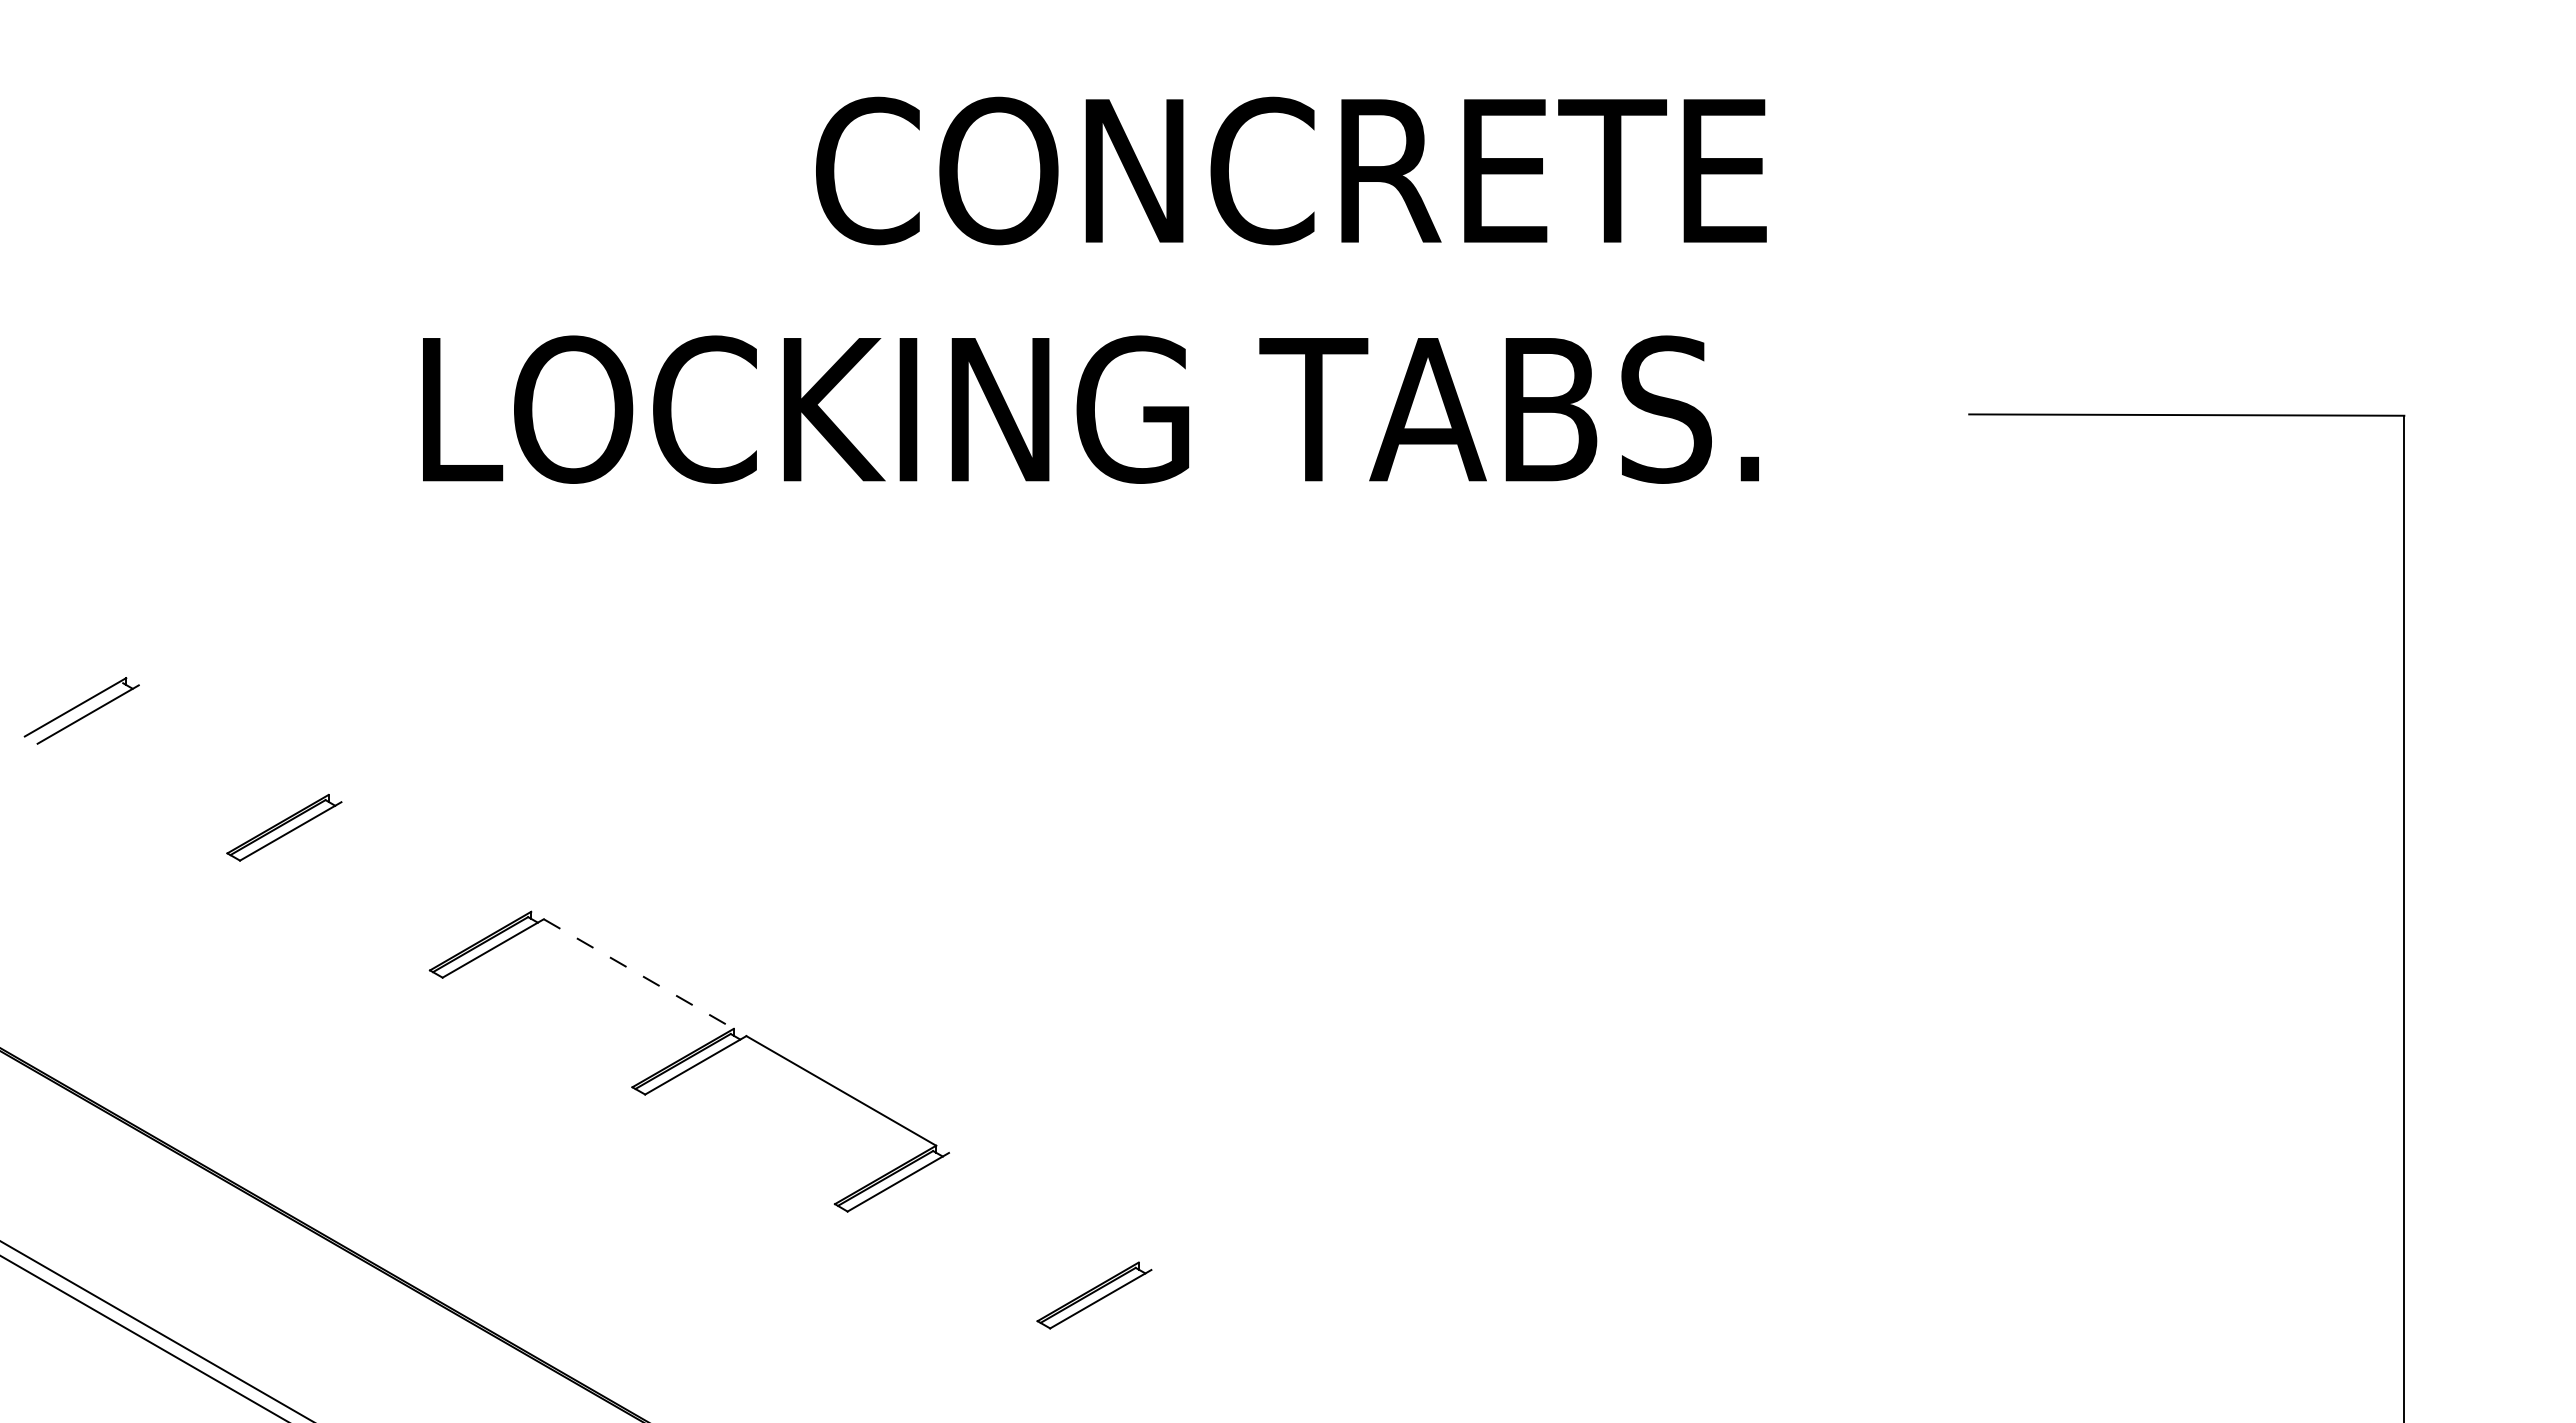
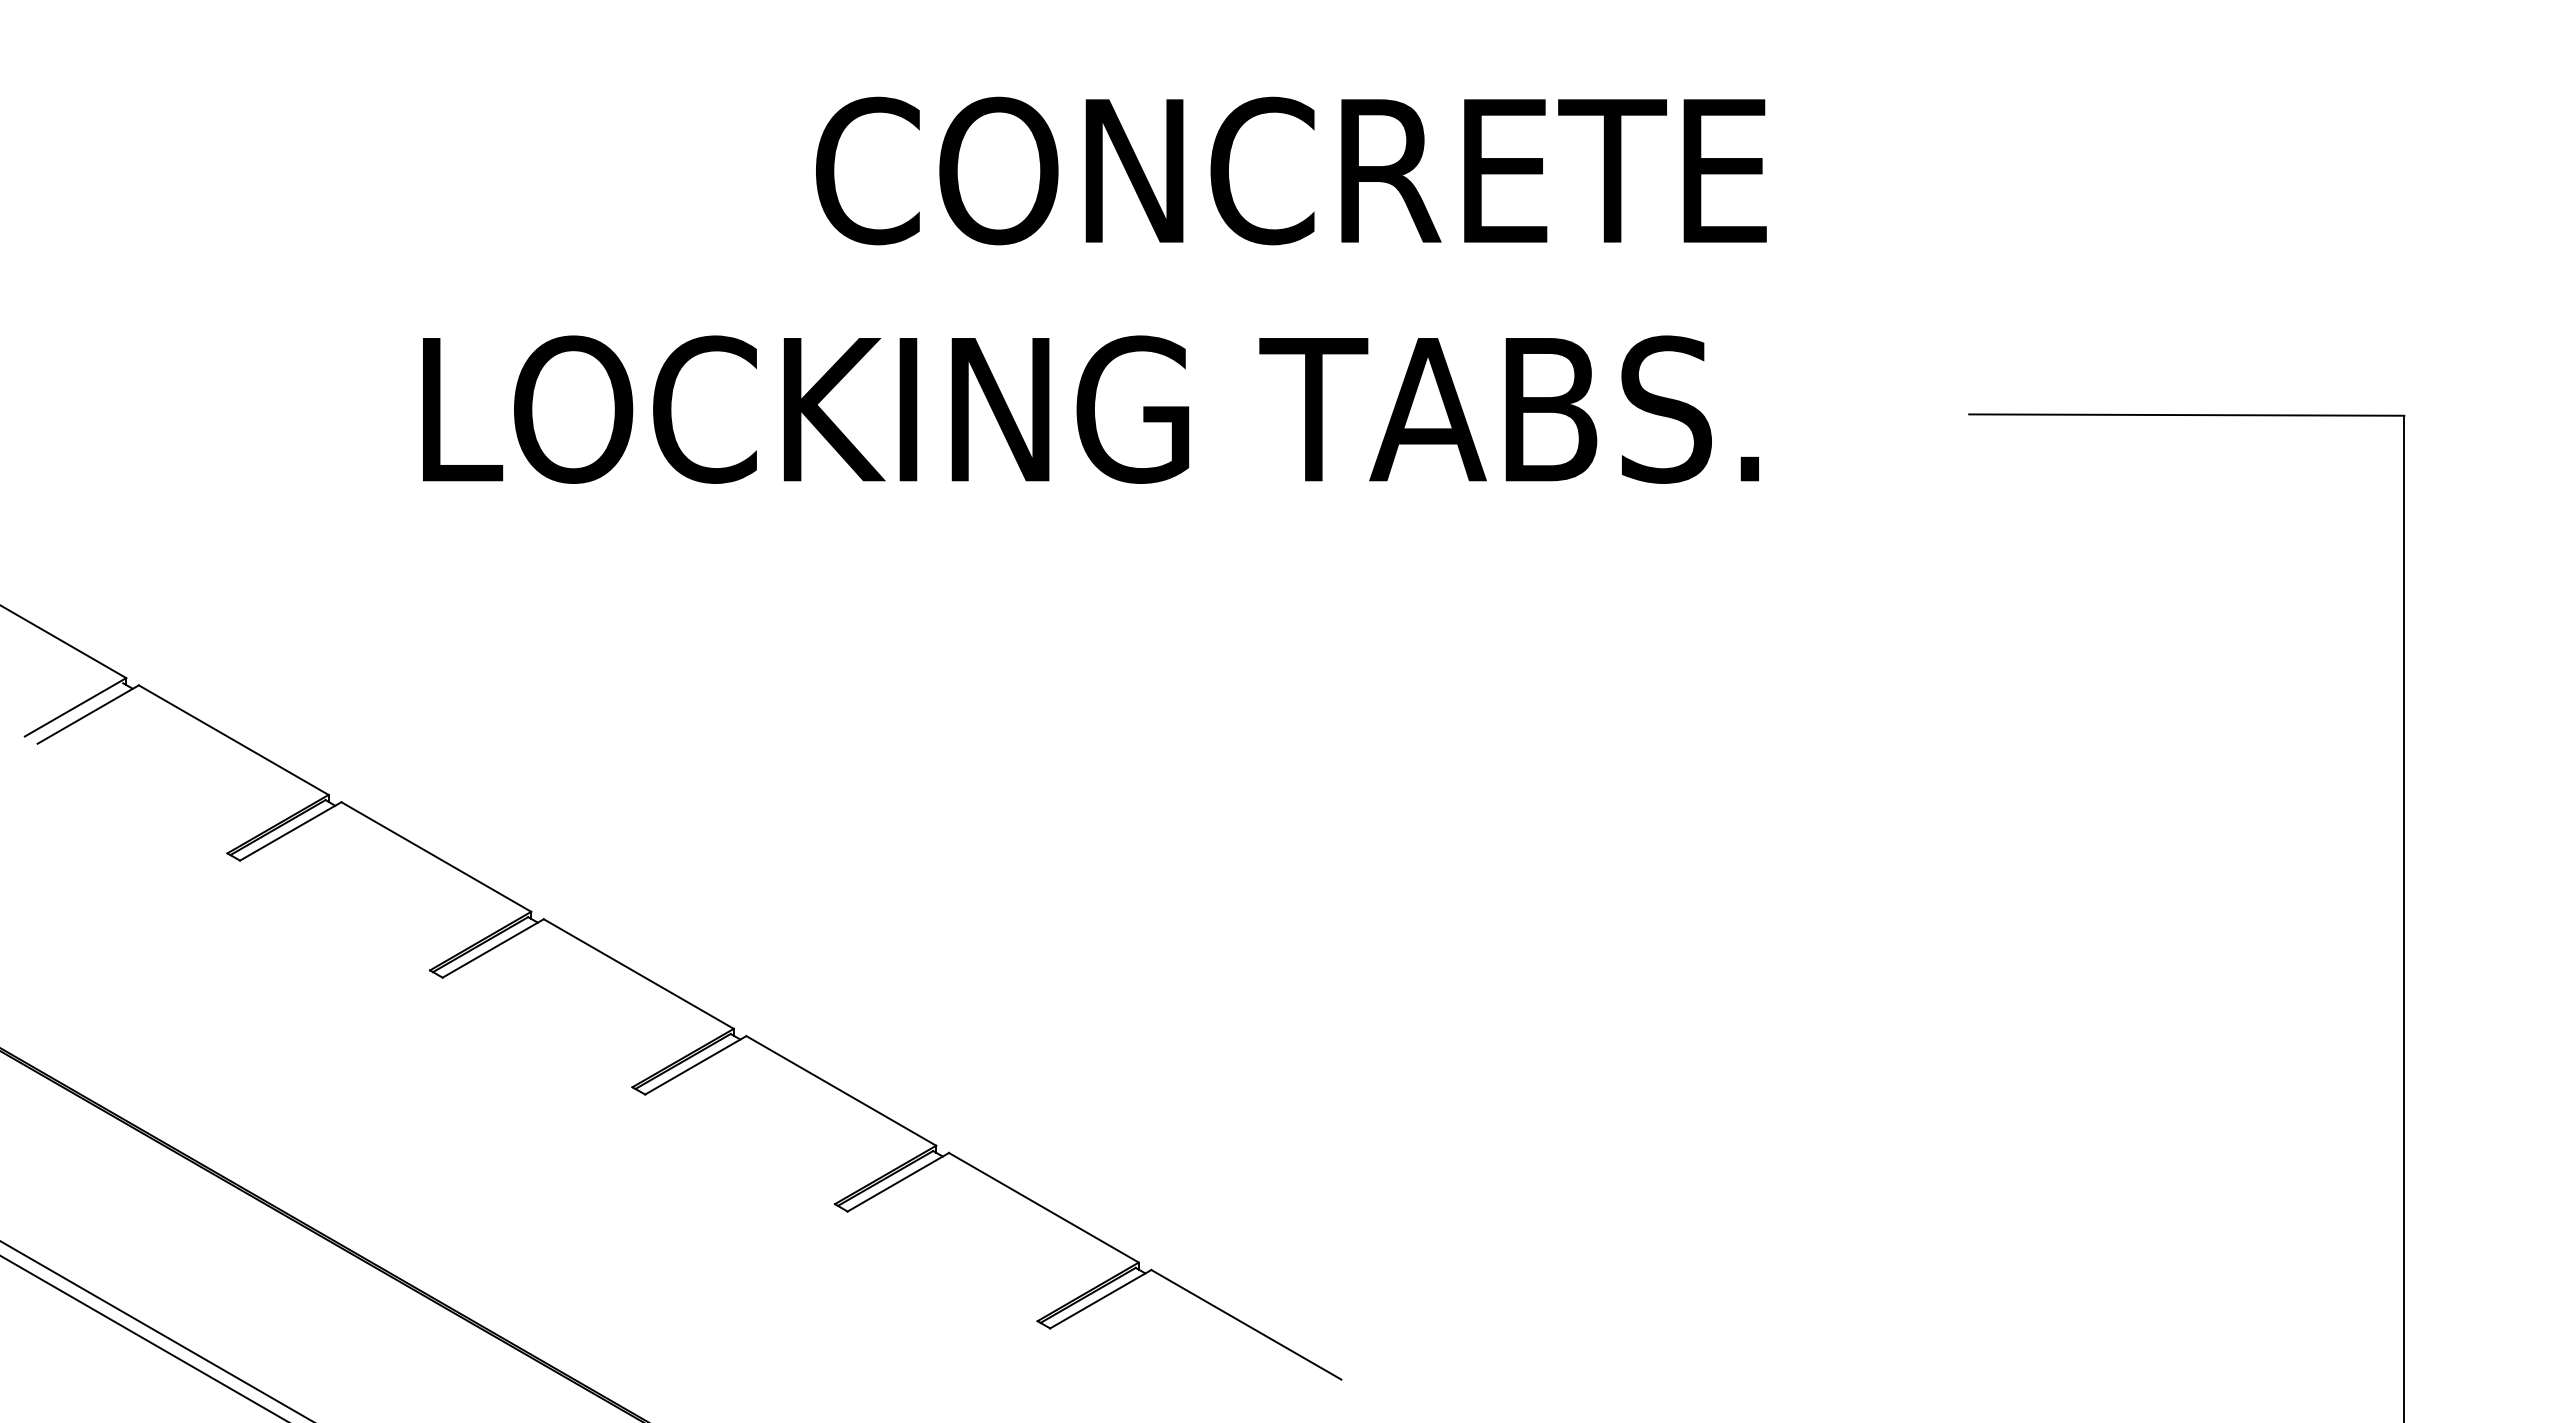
line: none -> present (64, 642)
line: none -> present (233, 739)
line: none -> present (436, 856)
line: dashed -> solid (638, 974)
line: none -> present (1043, 1207)
line: none -> present (1246, 1324)
